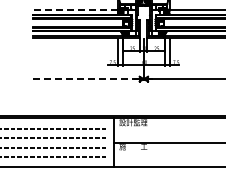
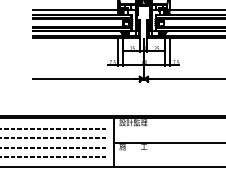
line: dashed -> solid (75, 9)
line: dashed -> solid (85, 79)
